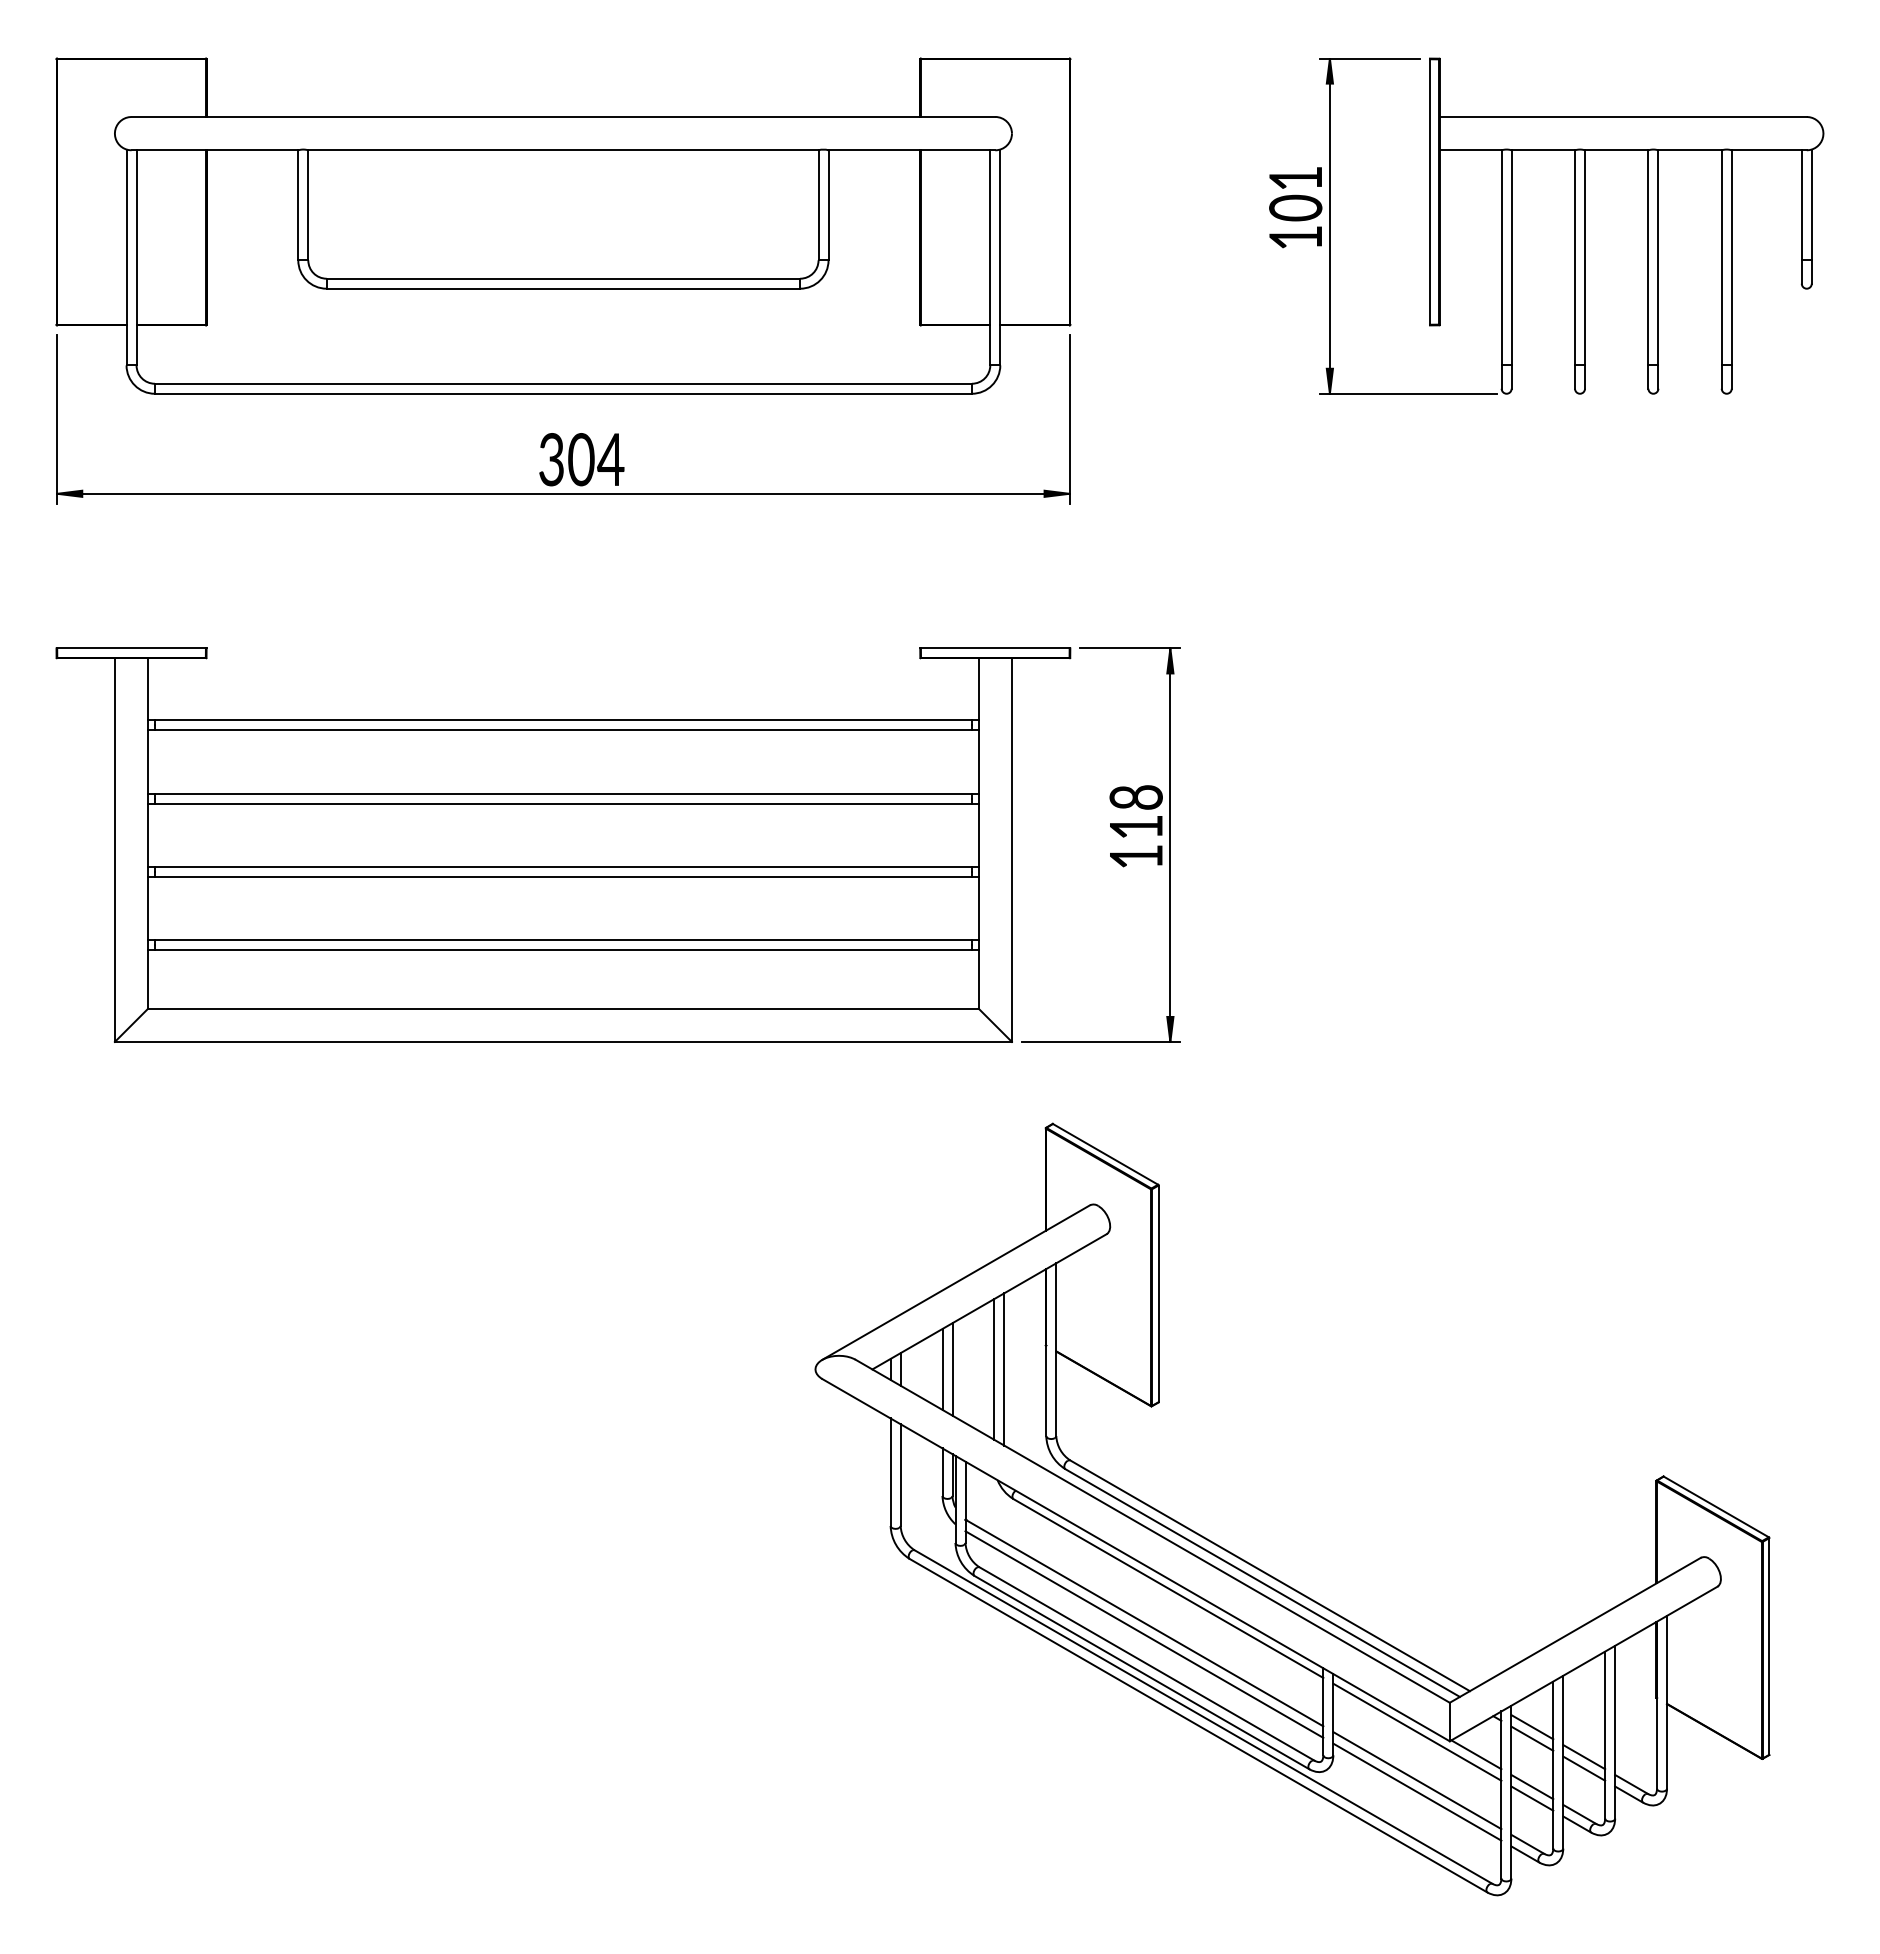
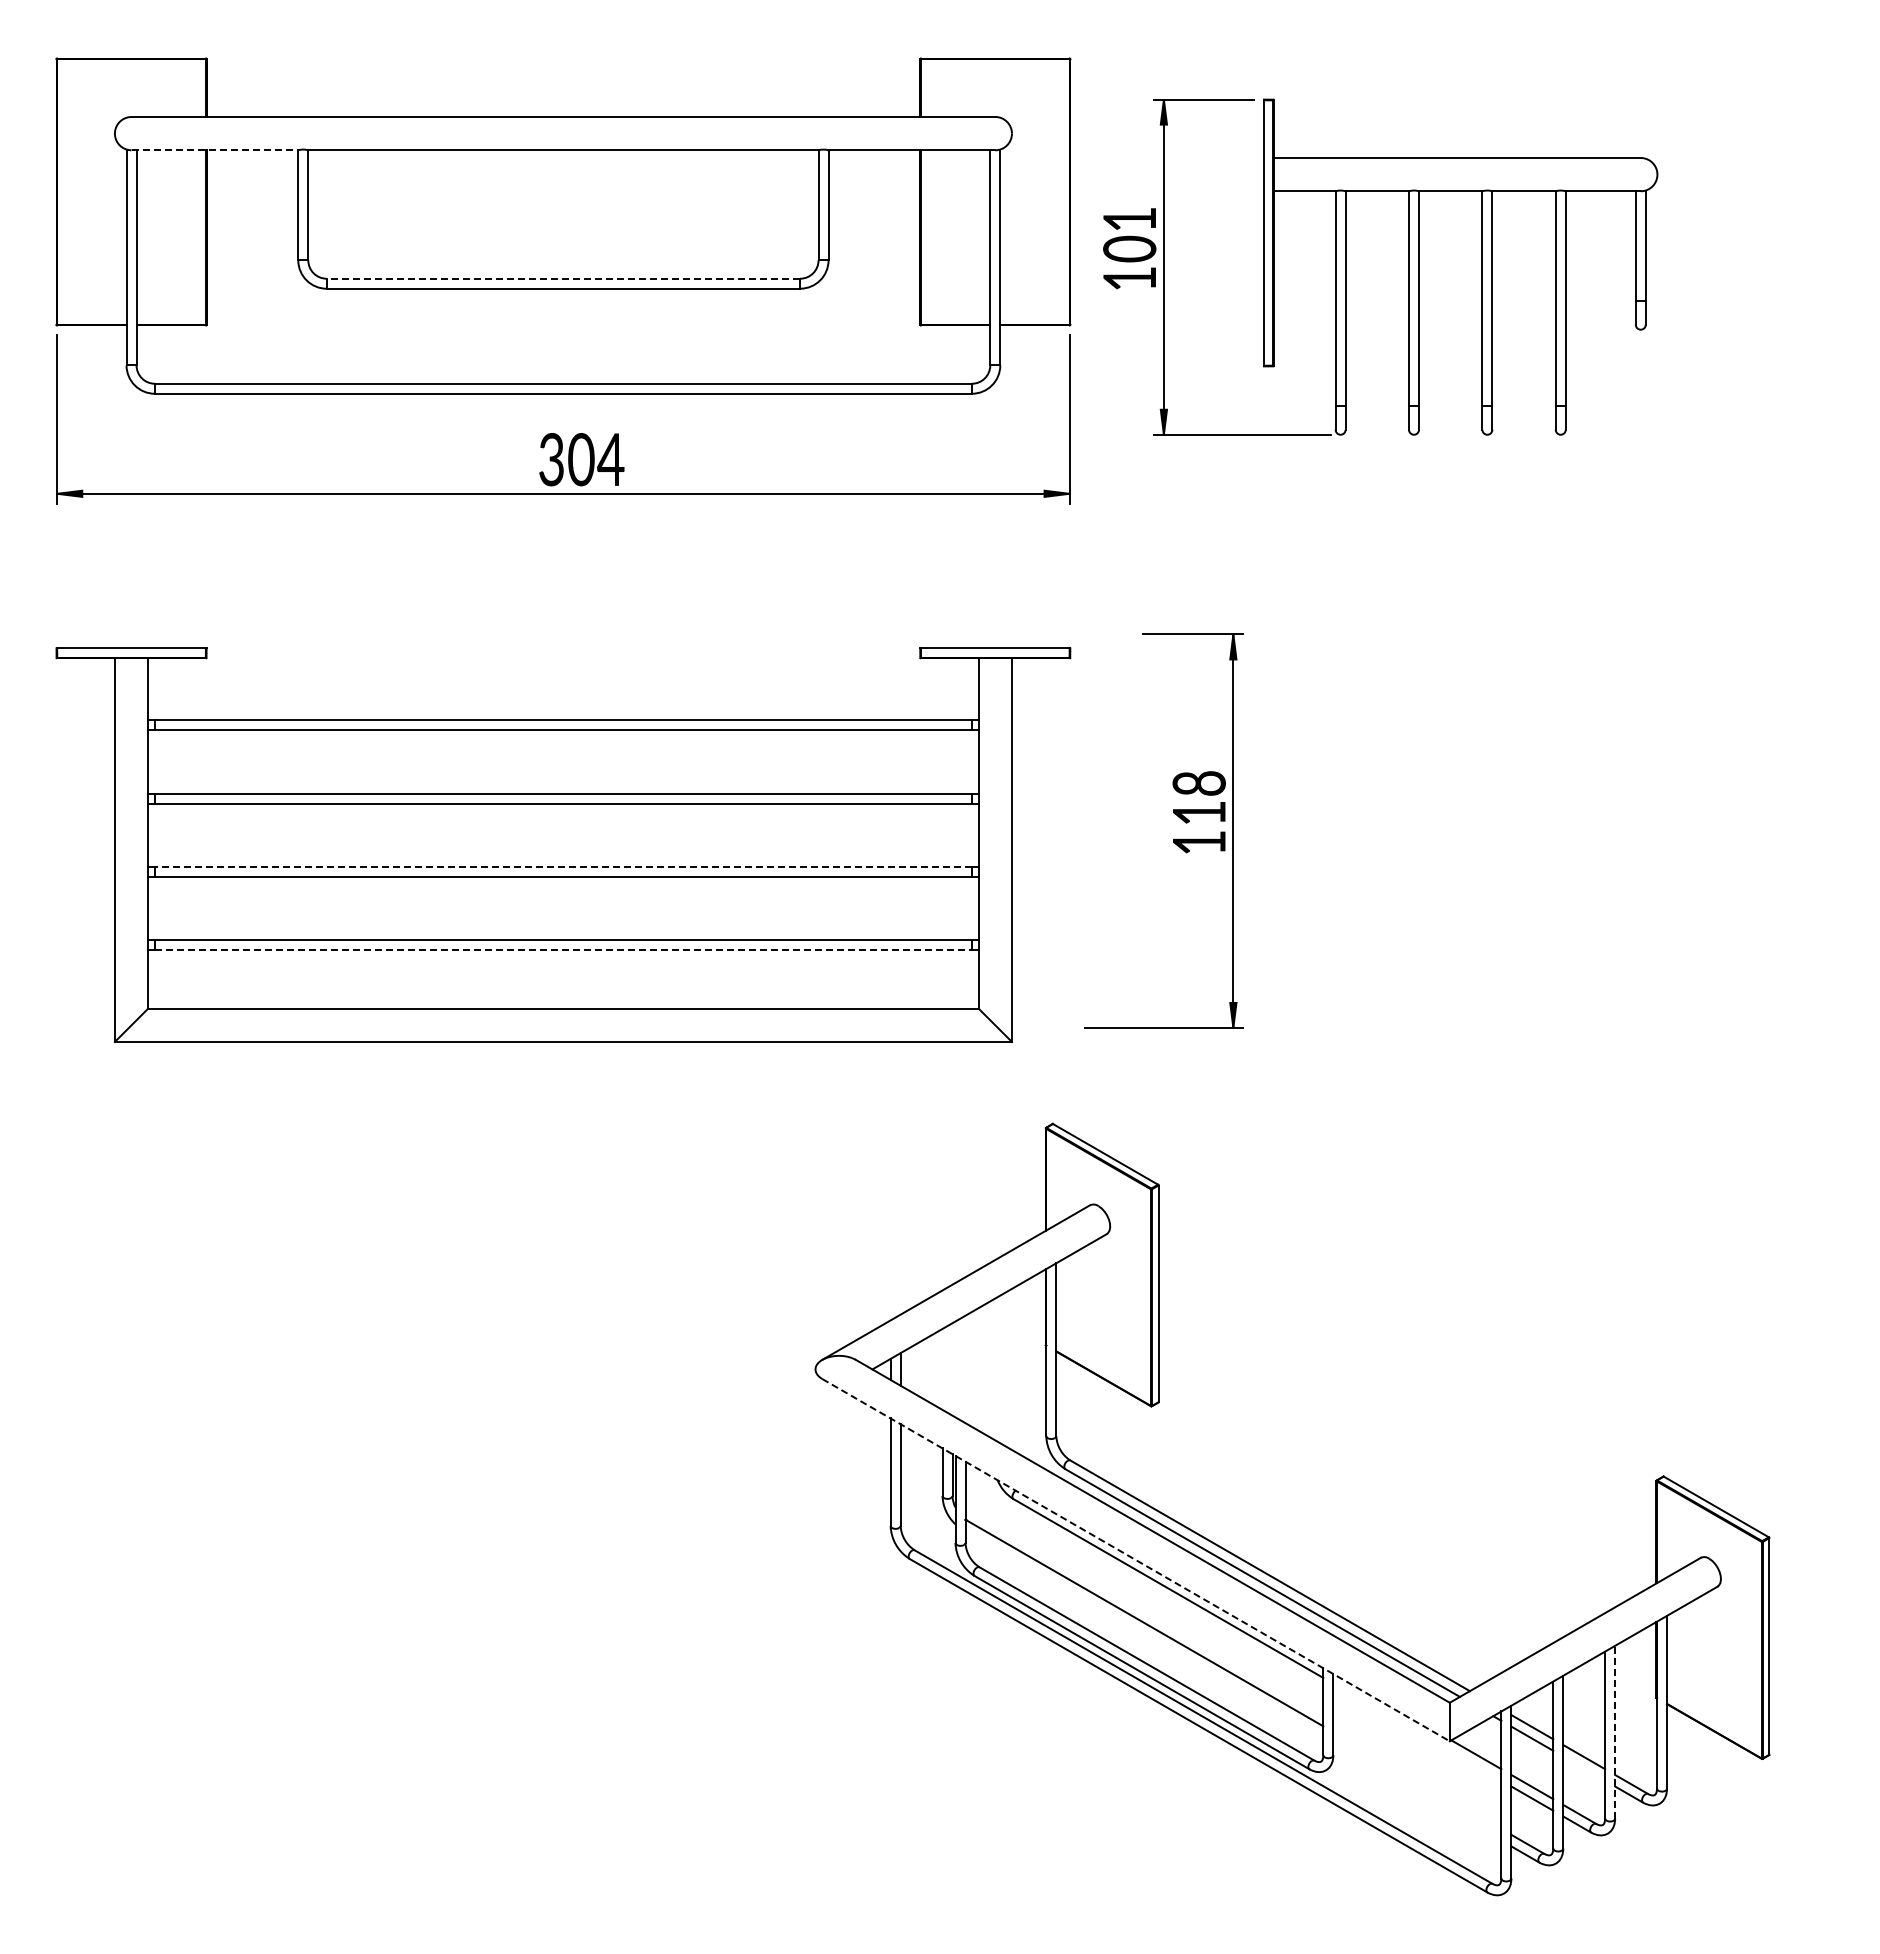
line: solid -> dashed (215, 150)
part position: (1574, 225) -> (1408, 266) (1408, 266)
line: solid -> dashed (563, 278)
part position: (1110, 852) -> (1173, 838) (1173, 838)
line: solid -> dashed (563, 866)
line: solid -> dashed (563, 950)
line: present -> none (942, 1368)
line: present -> none (952, 1369)
line: present -> none (994, 1369)
line: present -> none (1004, 1369)
line: solid -> dashed (1136, 1560)
line: present -> none (1144, 1634)
line: present -> none (1417, 1731)
line: solid -> dashed (1615, 1731)
line: present -> none (1584, 1768)
line: present -> none (1417, 1780)
line: present -> none (1417, 1791)
